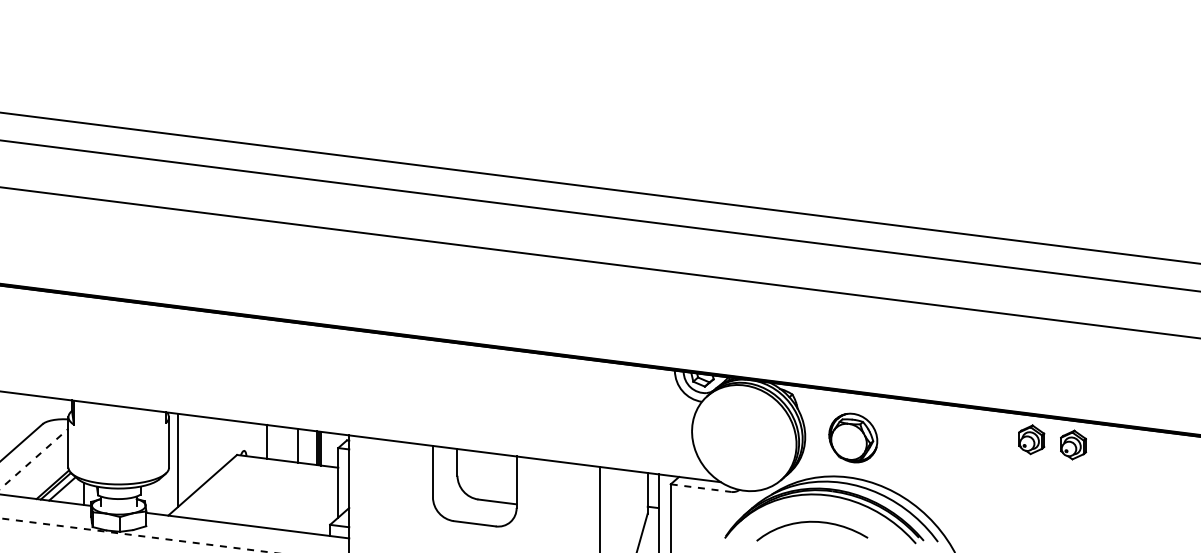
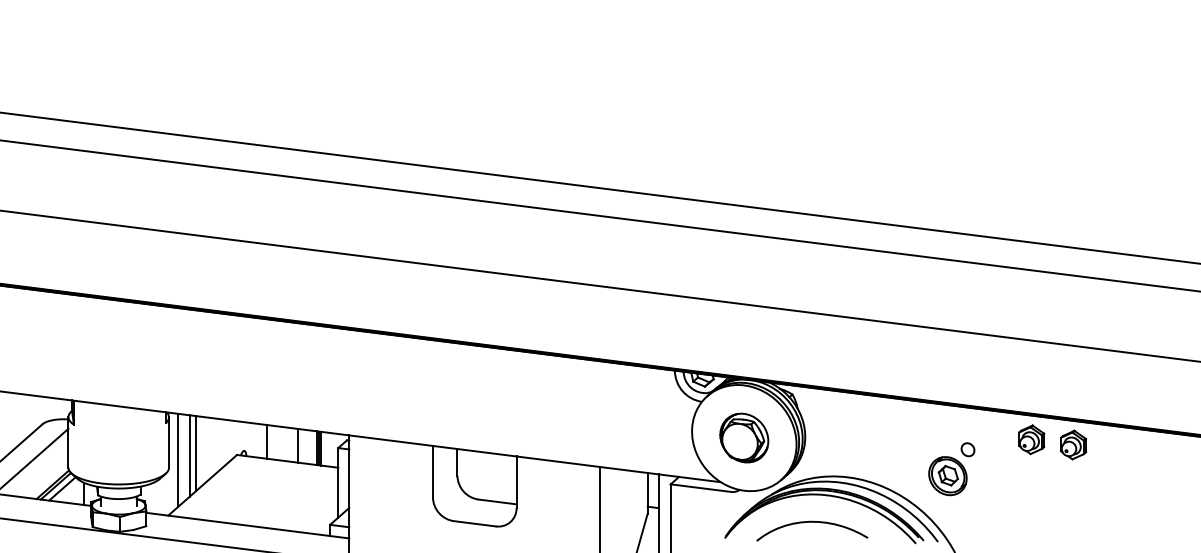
line position: (599, 262) -> (599, 285) (599, 285)
part position: (853, 437) -> (744, 437) (744, 437)
line: none -> present (195, 453)
line: none -> present (189, 455)
line: dashed -> solid (34, 458)
part: none -> present (951, 469)
line: dashed -> solid (701, 488)
line: dashed -> solid (137, 535)
